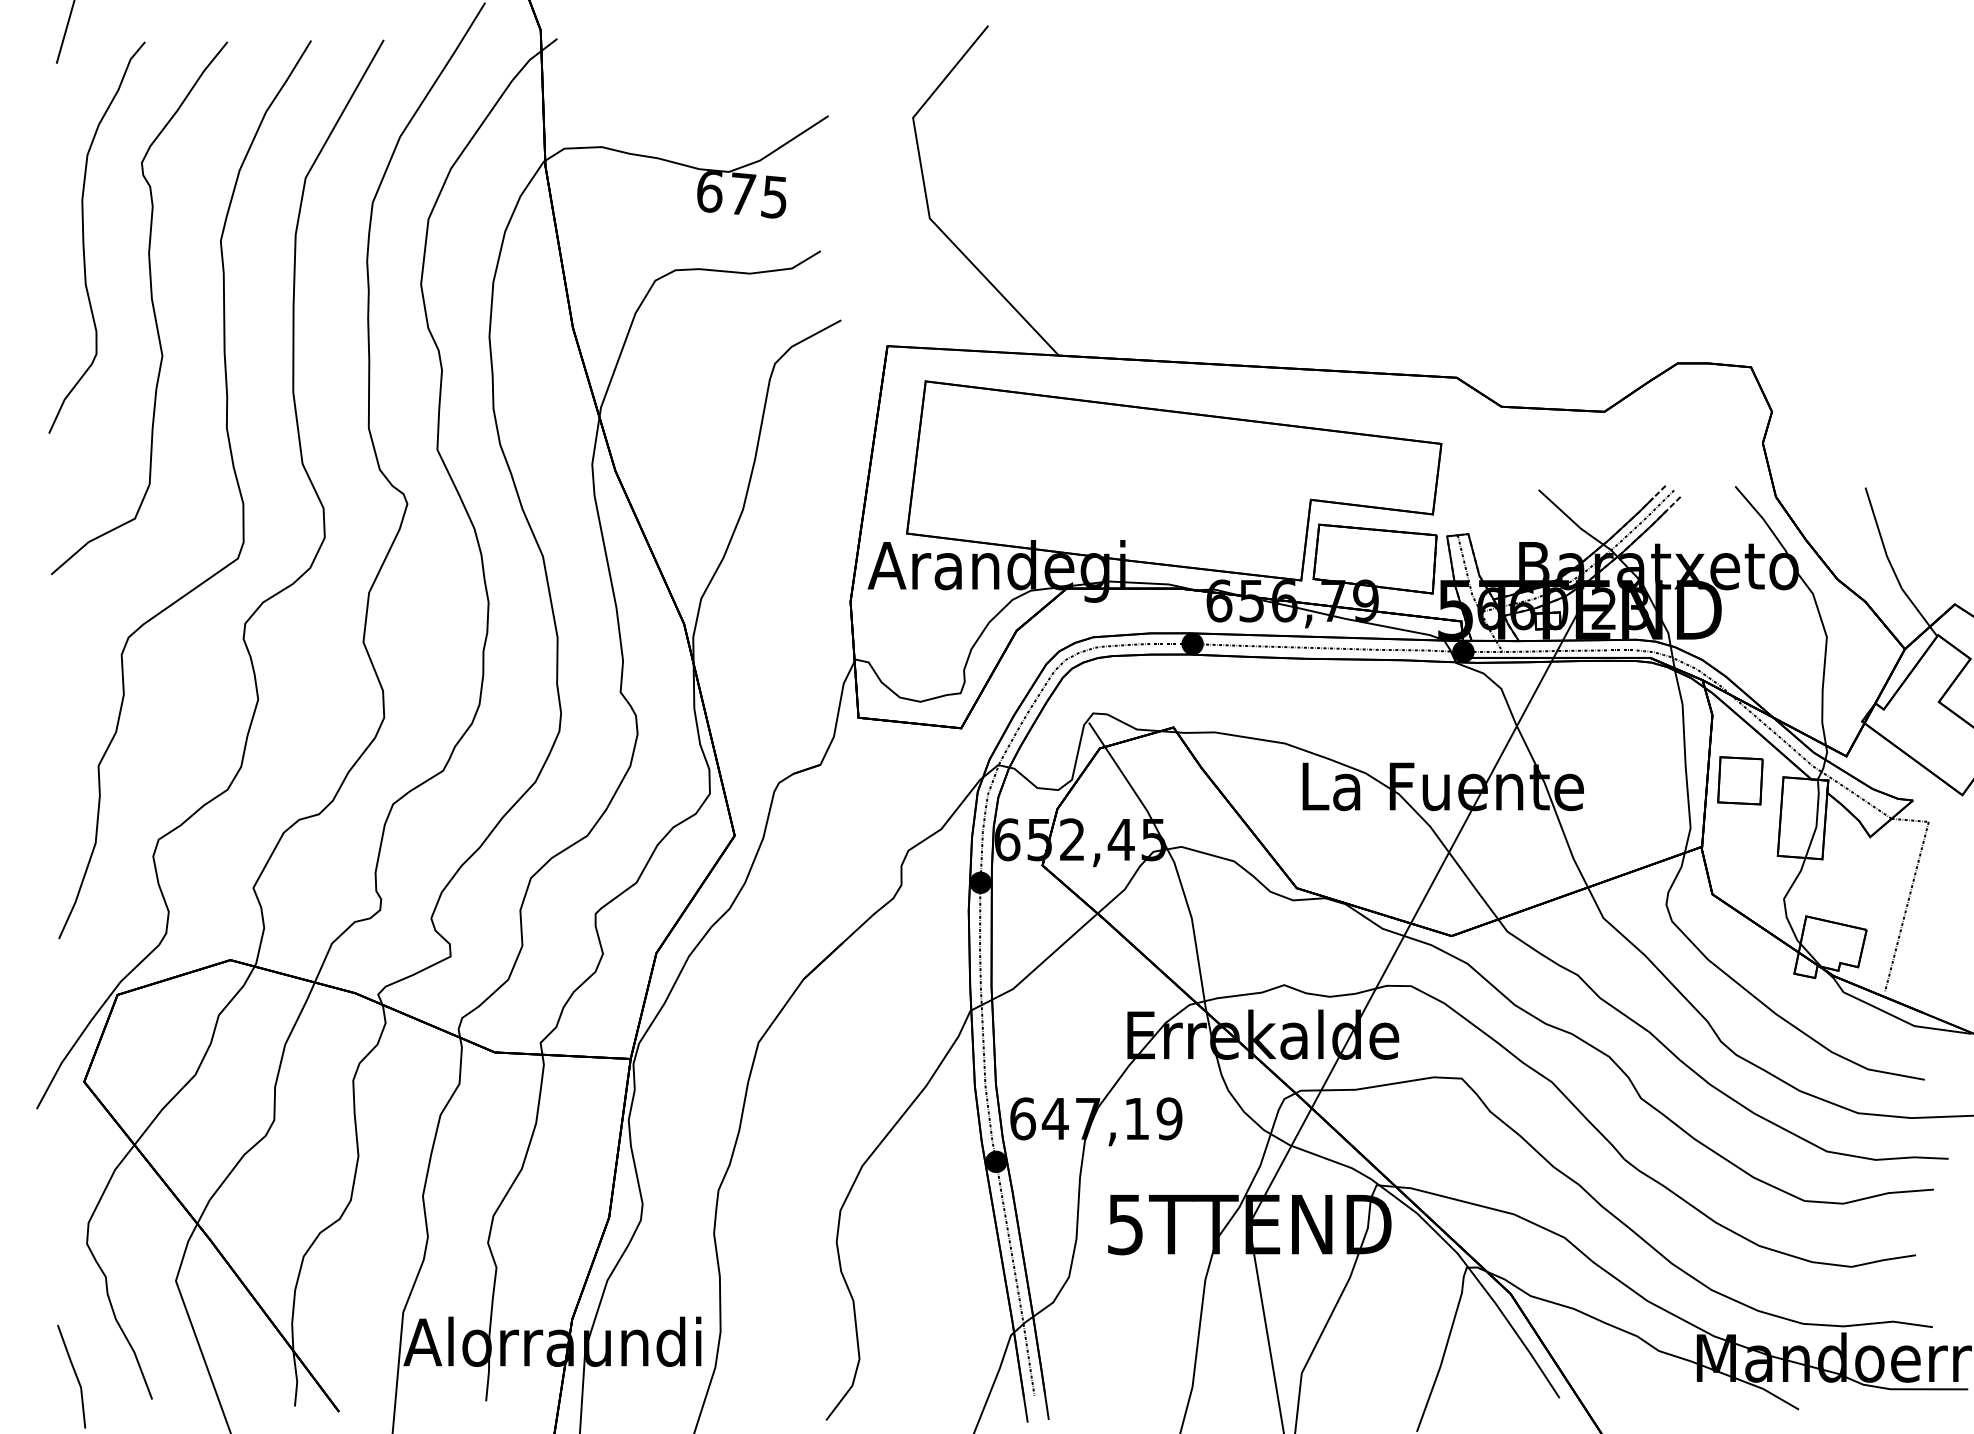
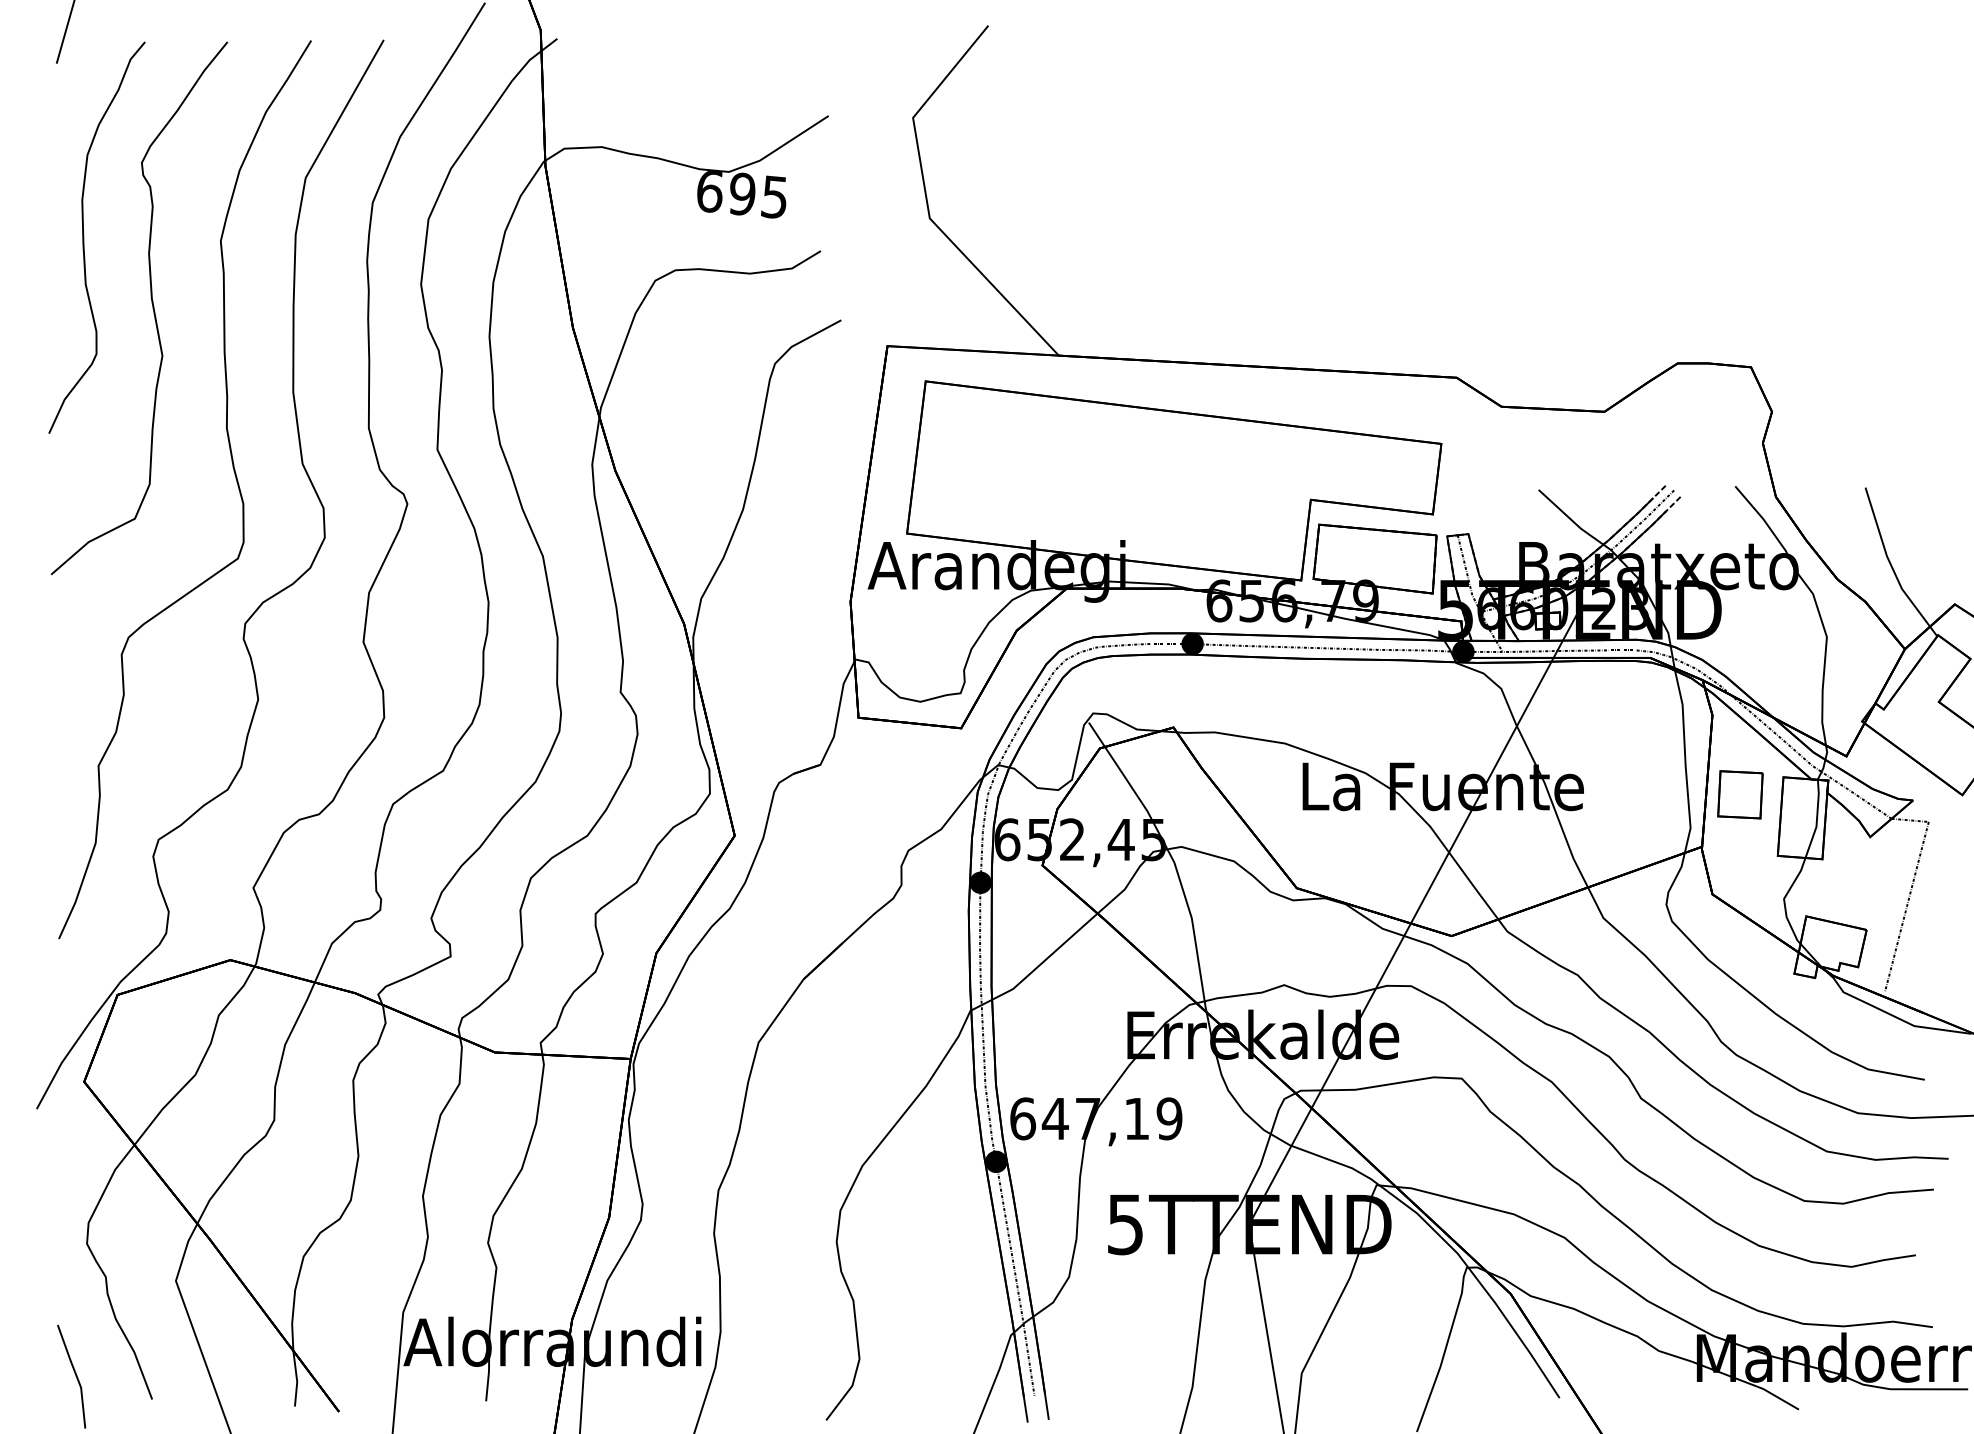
text: 675 -> 695 (743, 193)
part position: (1740, 780) -> (1740, 794) (1740, 794)
